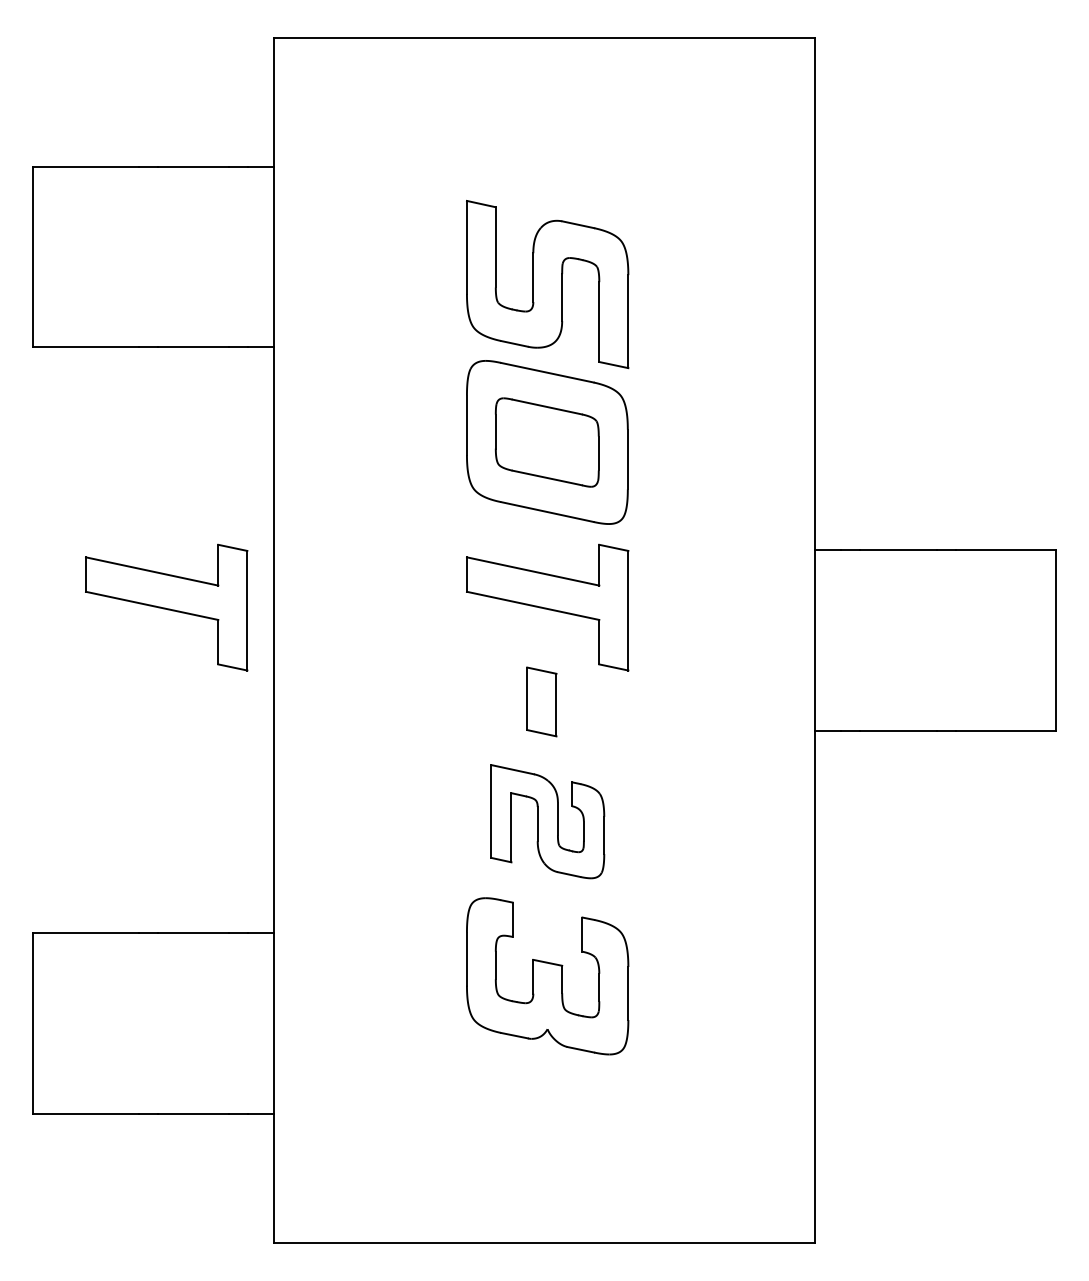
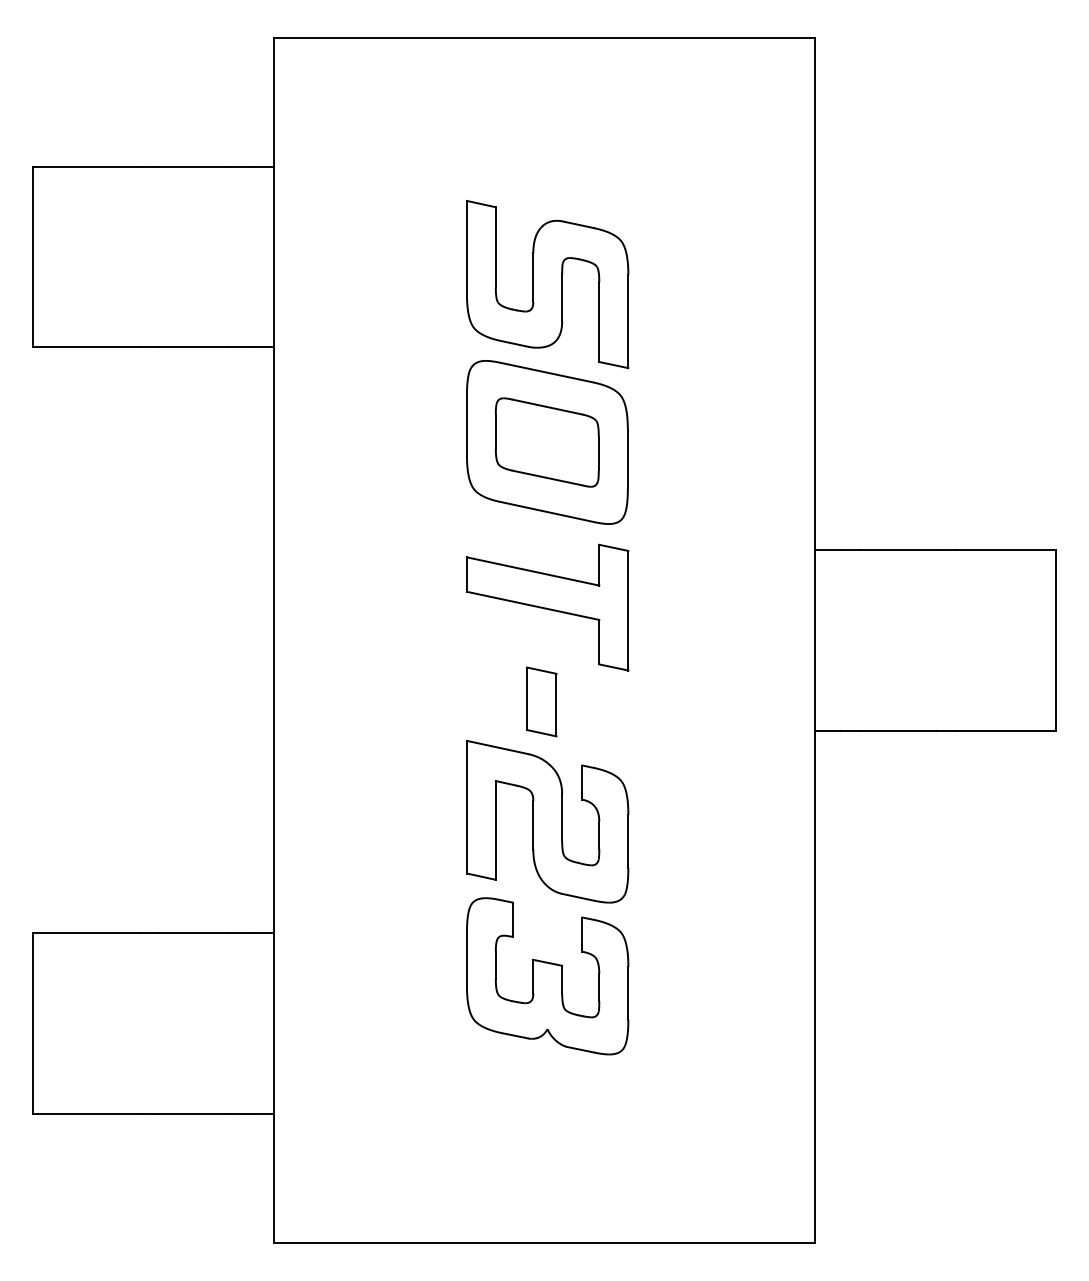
part: present -> none (166, 607)
part size: 116x116 px -> 164x165 px (547, 821)
